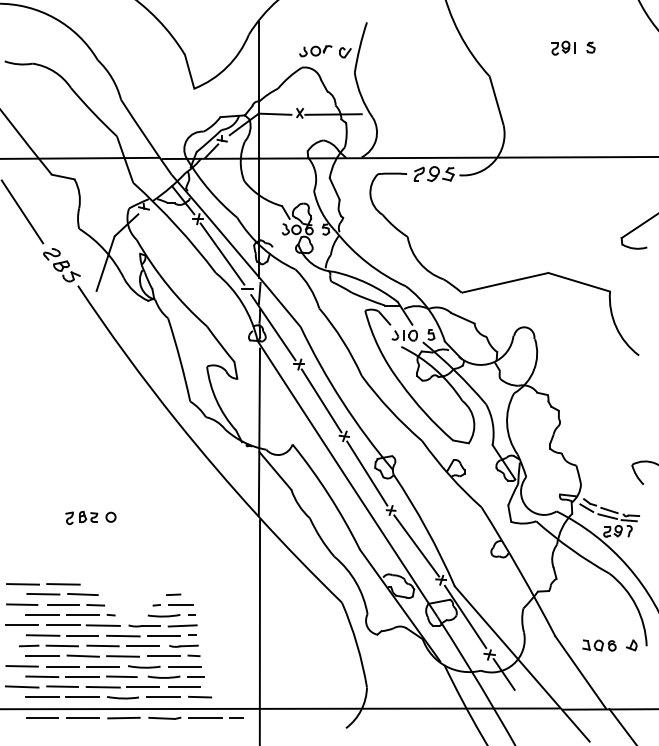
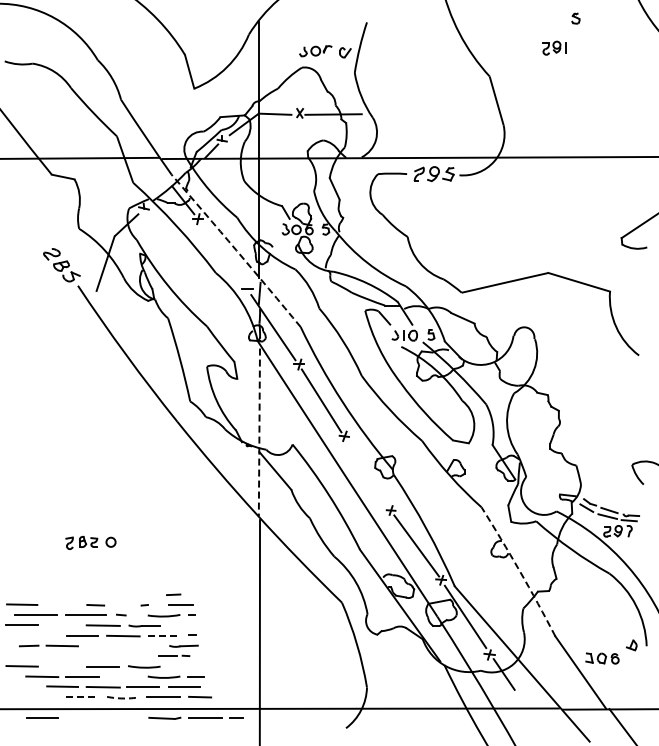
part position: (563, 47) -> (554, 47) (554, 47)
part position: (590, 47) -> (575, 18) (575, 18)
line: present -> none (22, 212)
arc: solid -> dashed (236, 250)
line: present -> none (222, 253)
line: solid -> dashed (259, 432)
line: present -> none (367, 473)
part position: (90, 517) -> (90, 542) (90, 542)
arc: solid -> dashed (519, 571)
line: present -> none (23, 584)
line: present -> none (63, 584)
line: present -> none (43, 593)
line: present -> none (82, 594)
line: present -> none (63, 605)
line position: (156, 605) -> (144, 605) (144, 605)
part size: 91x3 px -> 113x4 px (70, 614)
line: present -> none (63, 625)
line: present -> none (182, 625)
line: present -> none (42, 635)
line: solid -> dashed (164, 635)
line: present -> none (102, 645)
part position: (599, 645) -> (602, 658) (602, 658)
line: present -> none (143, 646)
line: present -> none (82, 655)
part size: 54x4 px -> 33x3 px (174, 655)
line: present -> none (42, 656)
line: present -> none (123, 656)
line: present -> none (62, 666)
line: present -> none (185, 666)
line: present -> none (121, 676)
line: present -> none (21, 686)
line: present -> none (41, 697)
line: solid -> dashed (83, 697)
arc: solid -> dashed (123, 698)
line: present -> none (82, 717)
line: present -> none (123, 717)
